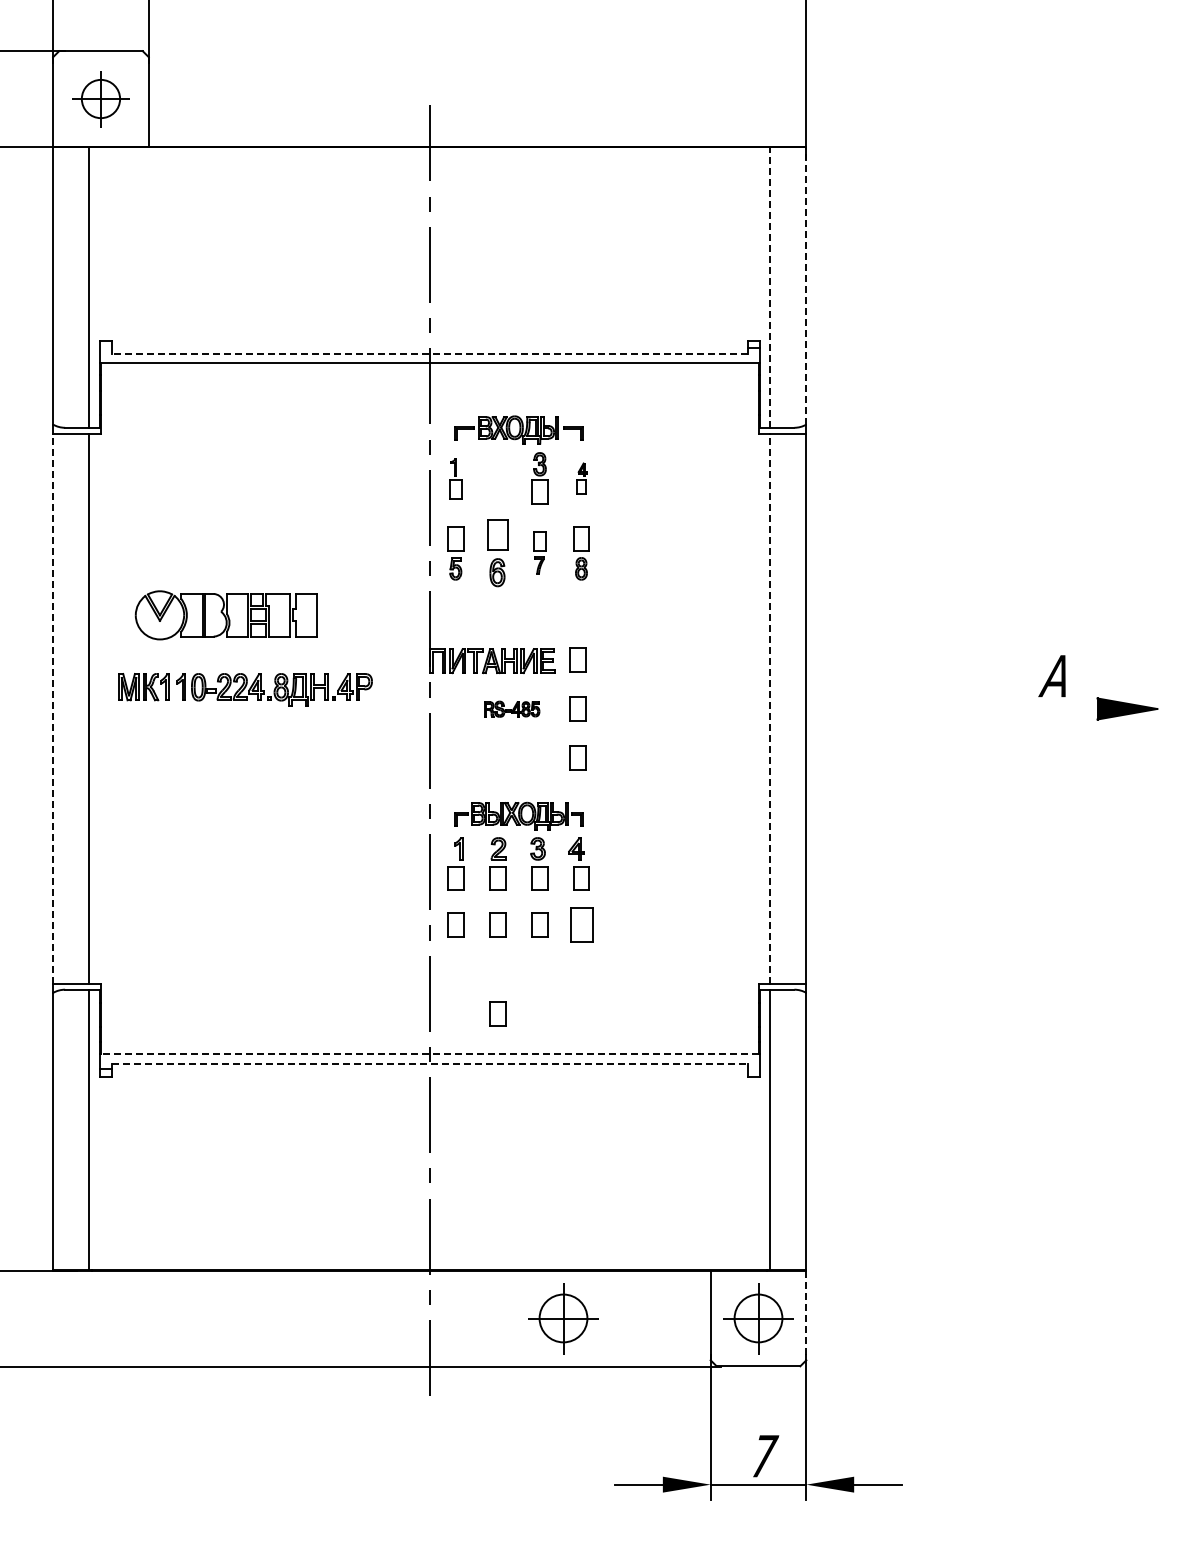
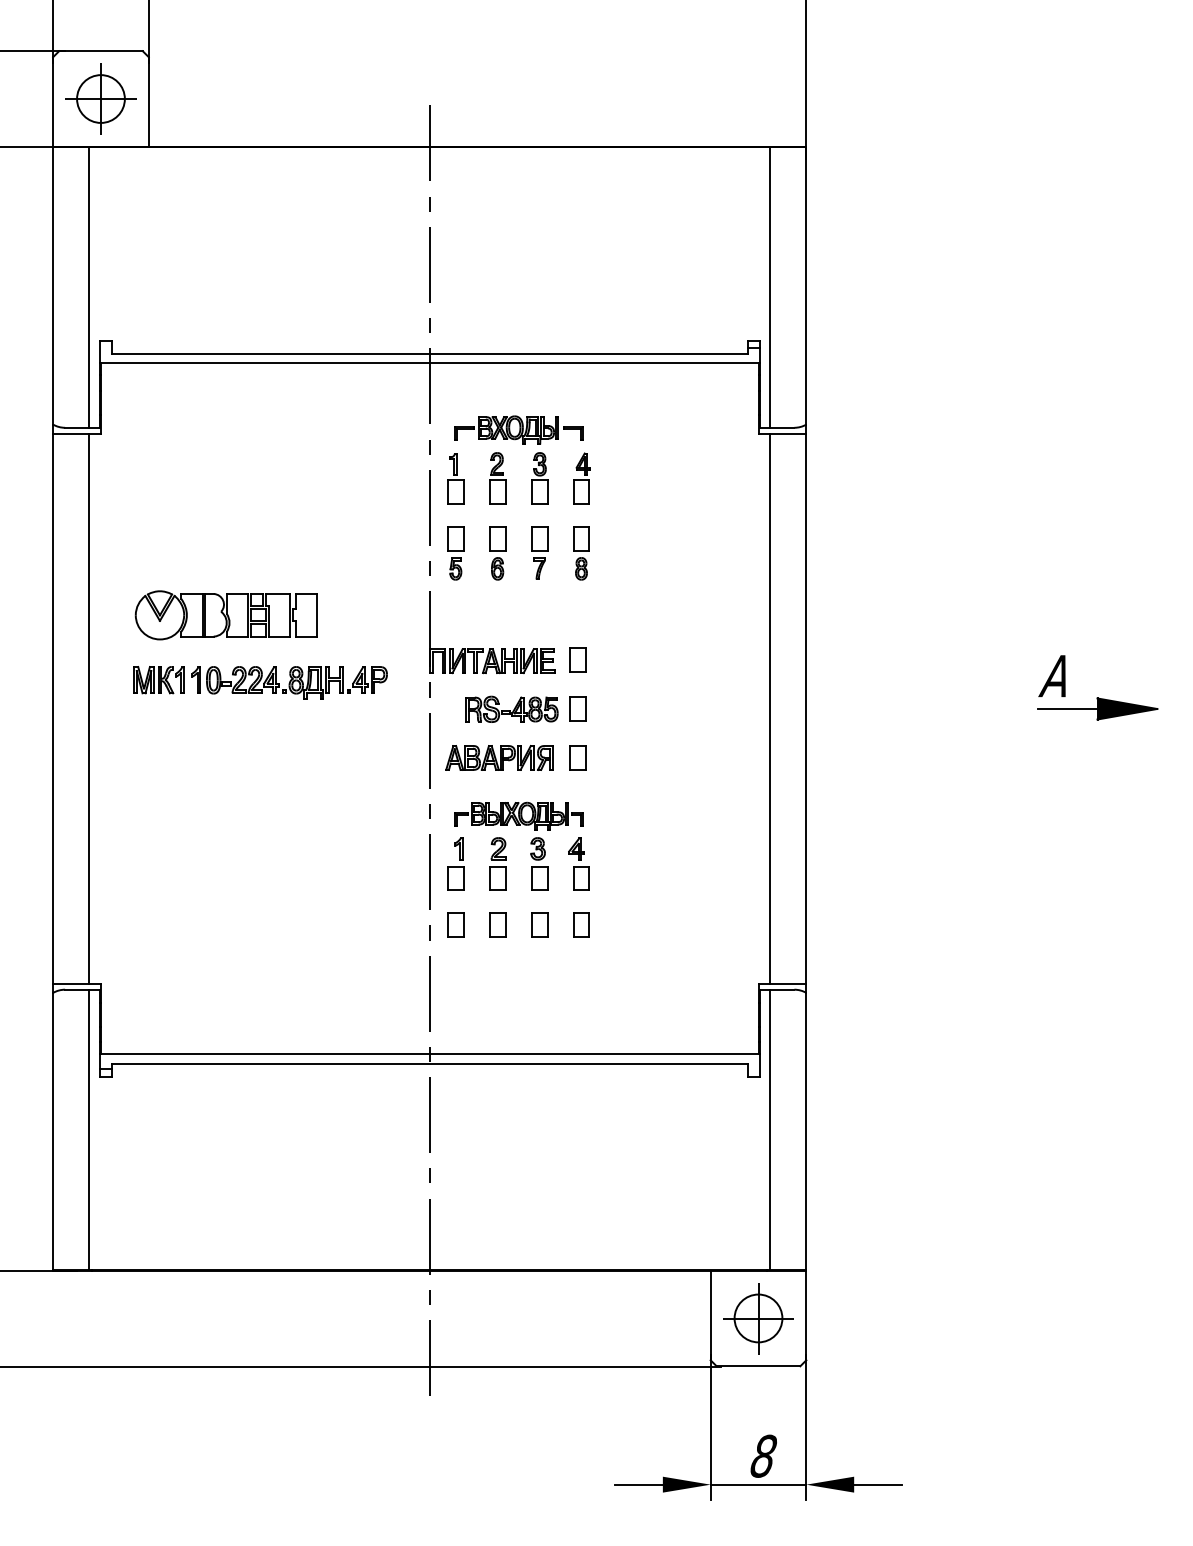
part size: 58x57 px -> 72x72 px (100, 98)
line: dashed -> solid (806, 285)
line: dashed -> solid (770, 286)
line: dashed -> solid (429, 353)
part size: 14x42 px -> 18x52 px (455, 478)
part: none -> present (497, 478)
part size: 12x33 px -> 18x53 px (581, 478)
part size: 14x44 px -> 18x54 px (539, 552)
part size: 22x69 px -> 18x55 px (497, 553)
part position: (245, 689) -> (260, 682) (260, 682)
line: dashed -> solid (53, 708)
part size: 57x18 px -> 94x28 px (511, 708)
line: dashed -> solid (770, 708)
line: none -> present (1067, 708)
part: none -> present (499, 757)
part size: 24x36 px -> 17x26 px (581, 924)
part: present -> none (497, 1013)
line: dashed -> solid (429, 1054)
line: dashed -> solid (430, 1063)
line: dashed -> solid (806, 1315)
part: present -> none (563, 1318)
text: 7 -> 8 (764, 1455)
